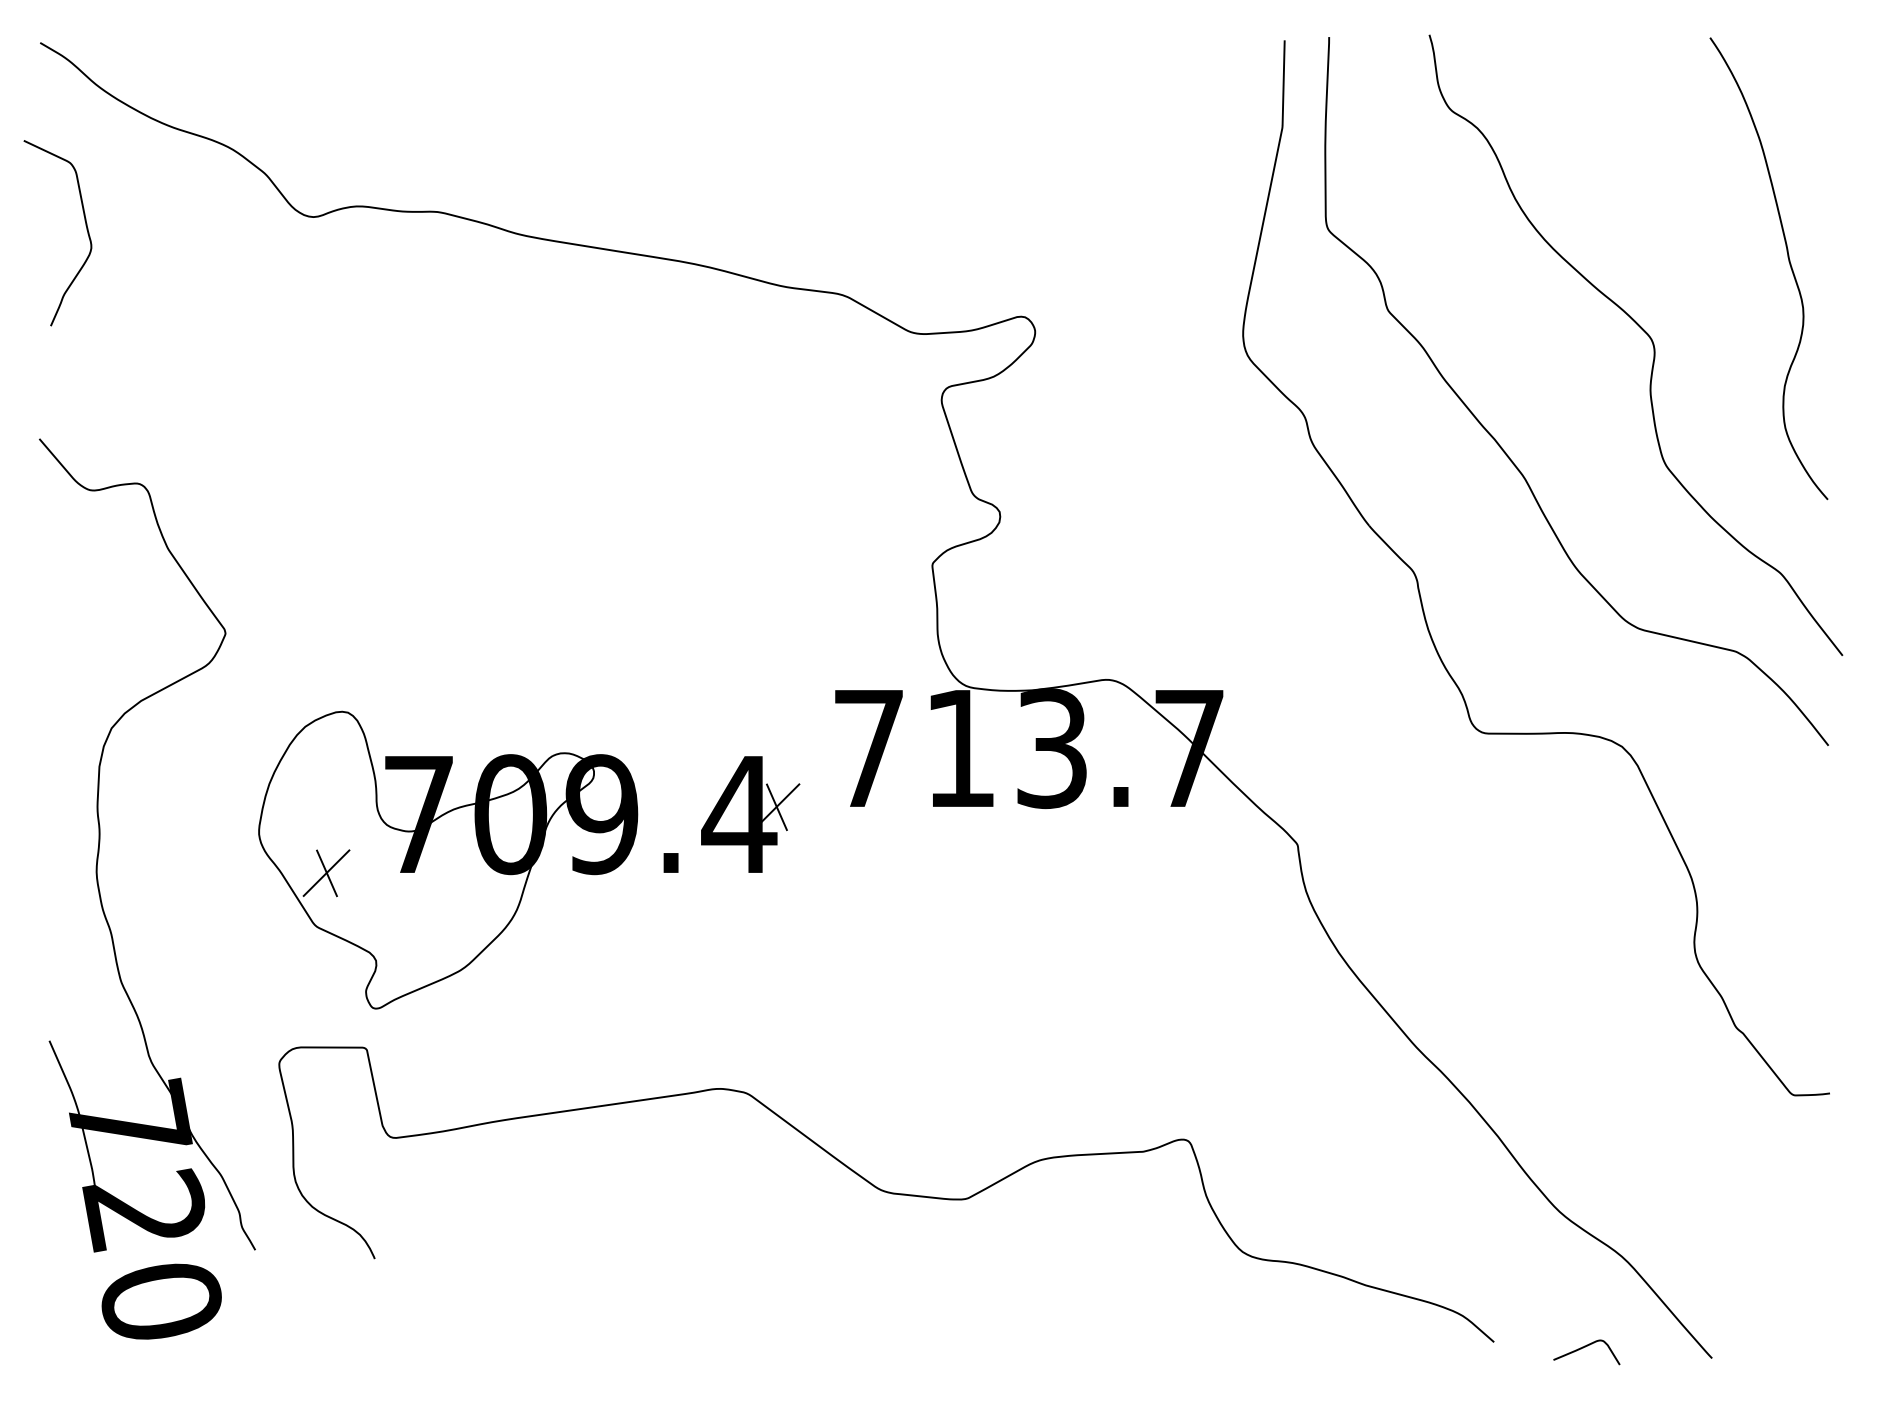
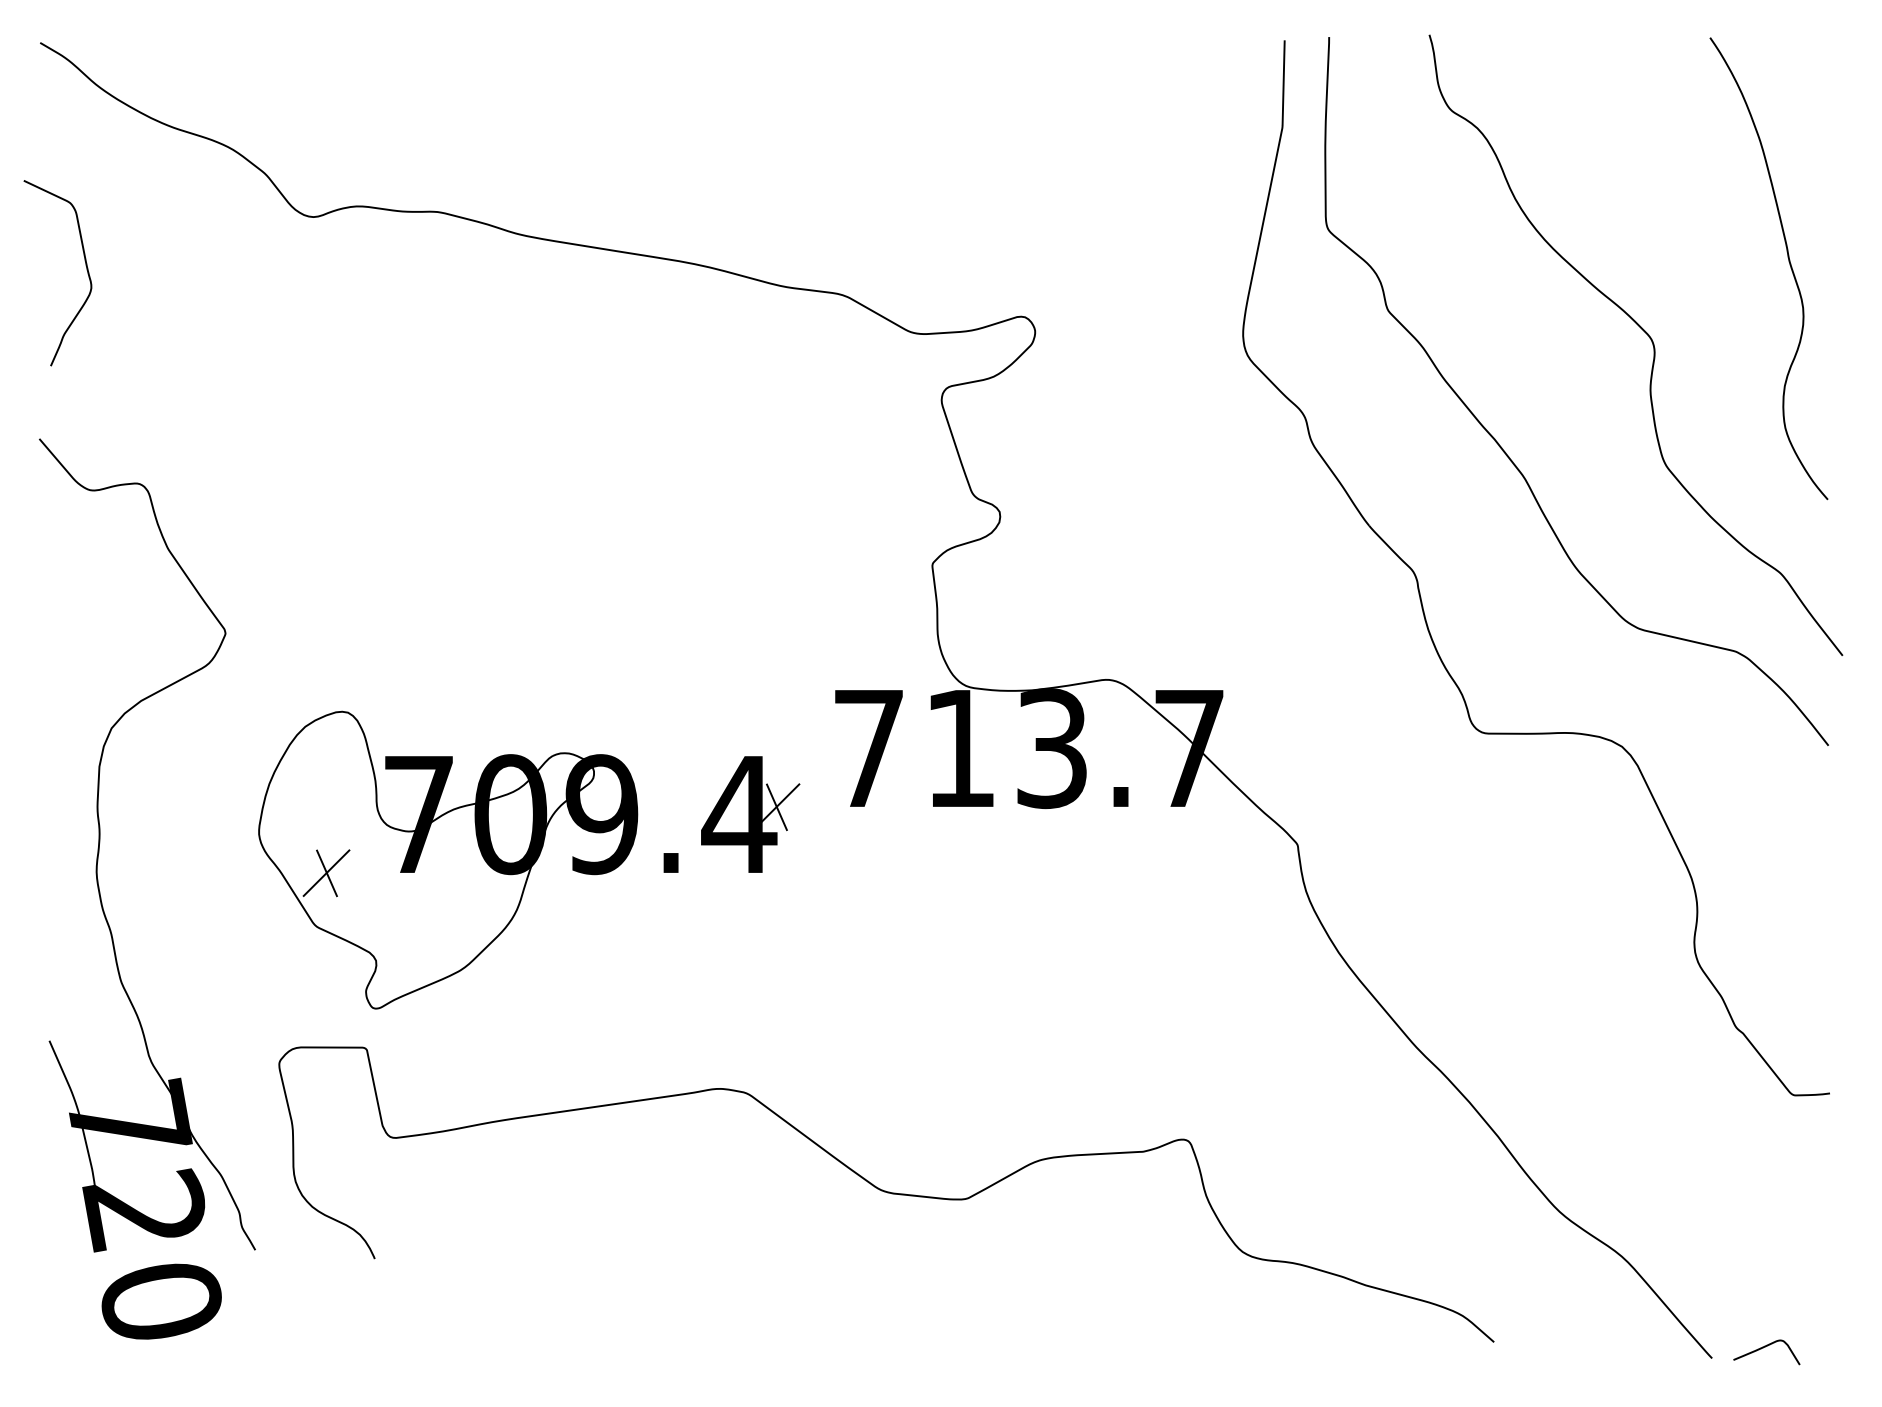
curve position: (85, 225) -> (85, 265) (85, 265)
curve position: (1583, 1348) -> (1763, 1348) (1763, 1348)
